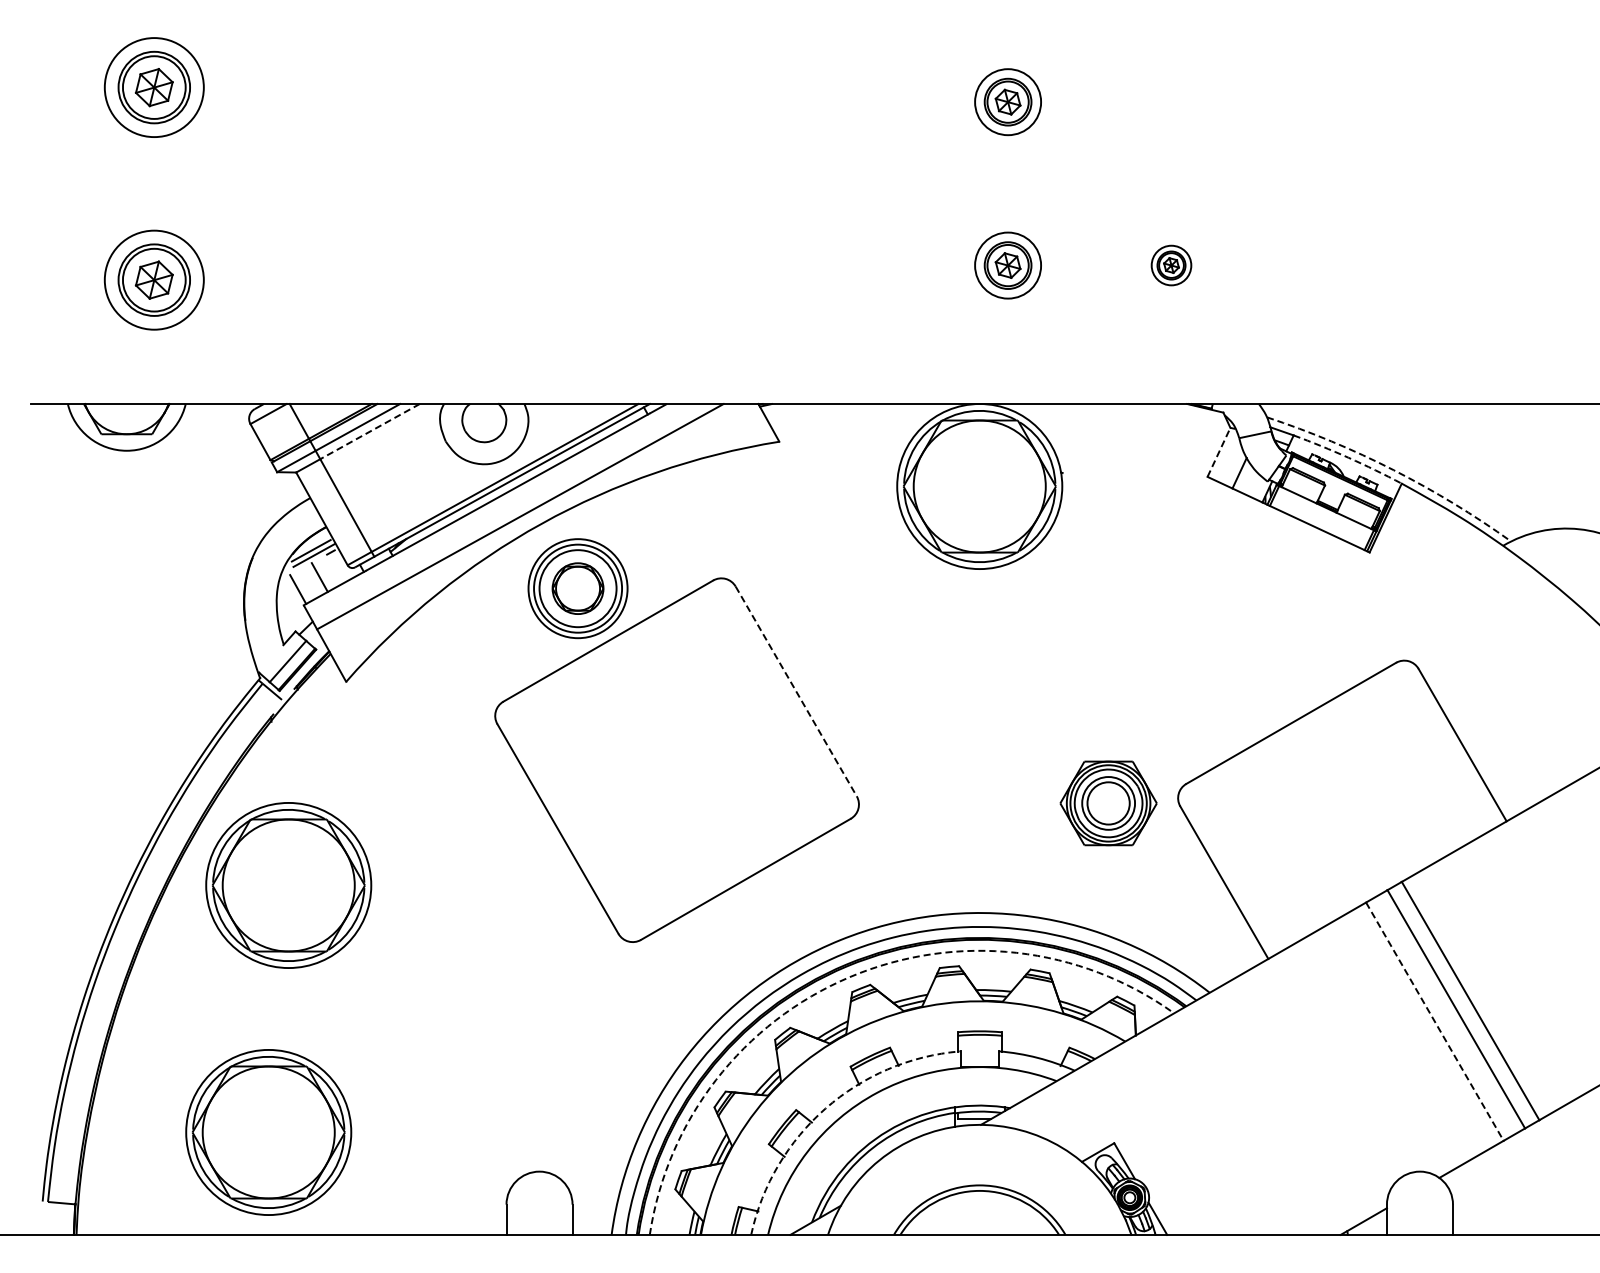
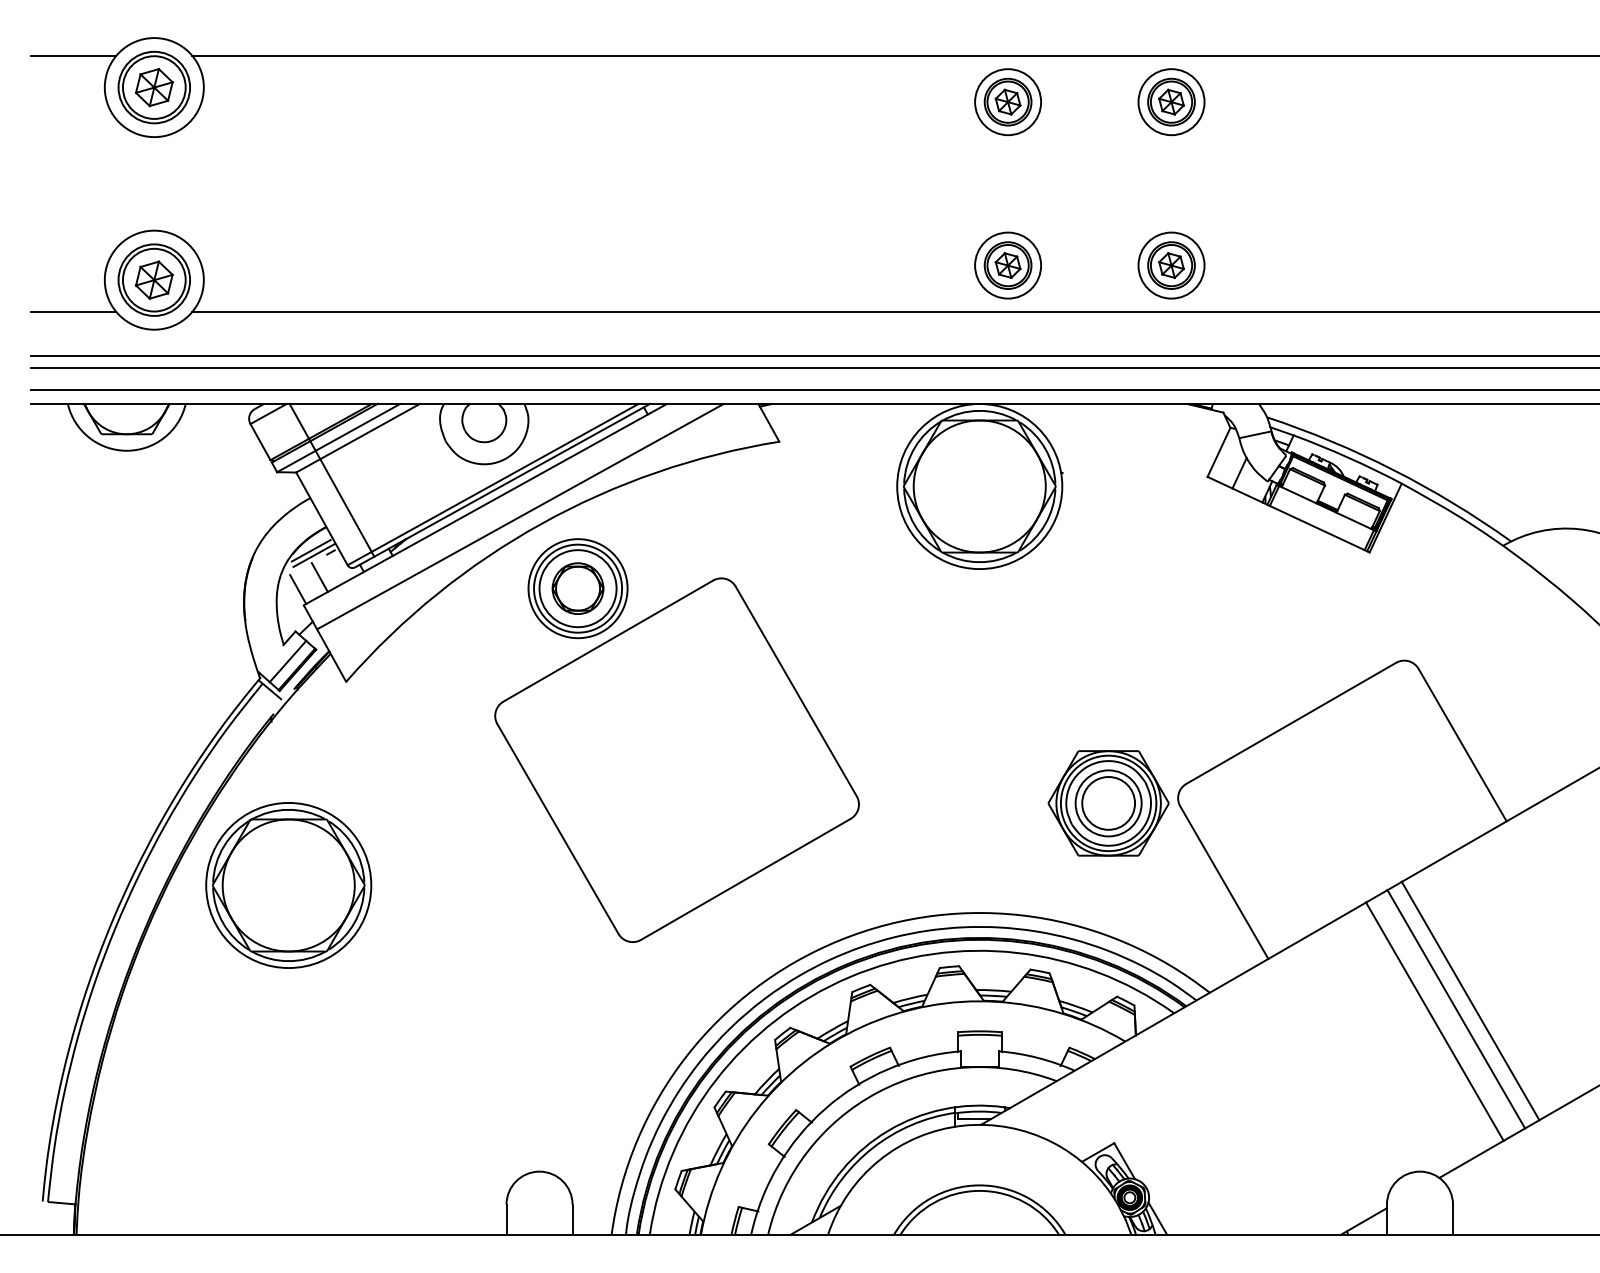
line: none -> present (73, 55)
line: none -> present (894, 55)
part: none -> present (1171, 102)
part size: 43x43 px -> 69x69 px (1171, 265)
line: none -> present (73, 312)
line: none -> present (894, 312)
line: none -> present (813, 355)
line: none -> present (813, 368)
line: none -> present (813, 390)
line: dashed -> solid (370, 431)
line: dashed -> solid (1219, 451)
arc: dashed -> solid (1348, 457)
arc: dashed -> solid (1393, 470)
line: dashed -> solid (796, 691)
part size: 99x87 px -> 123x107 px (1108, 803)
arc: dashed -> solid (849, 977)
line: dashed -> solid (1434, 1021)
arc: dashed -> solid (825, 1108)
part: present -> none (268, 1132)
